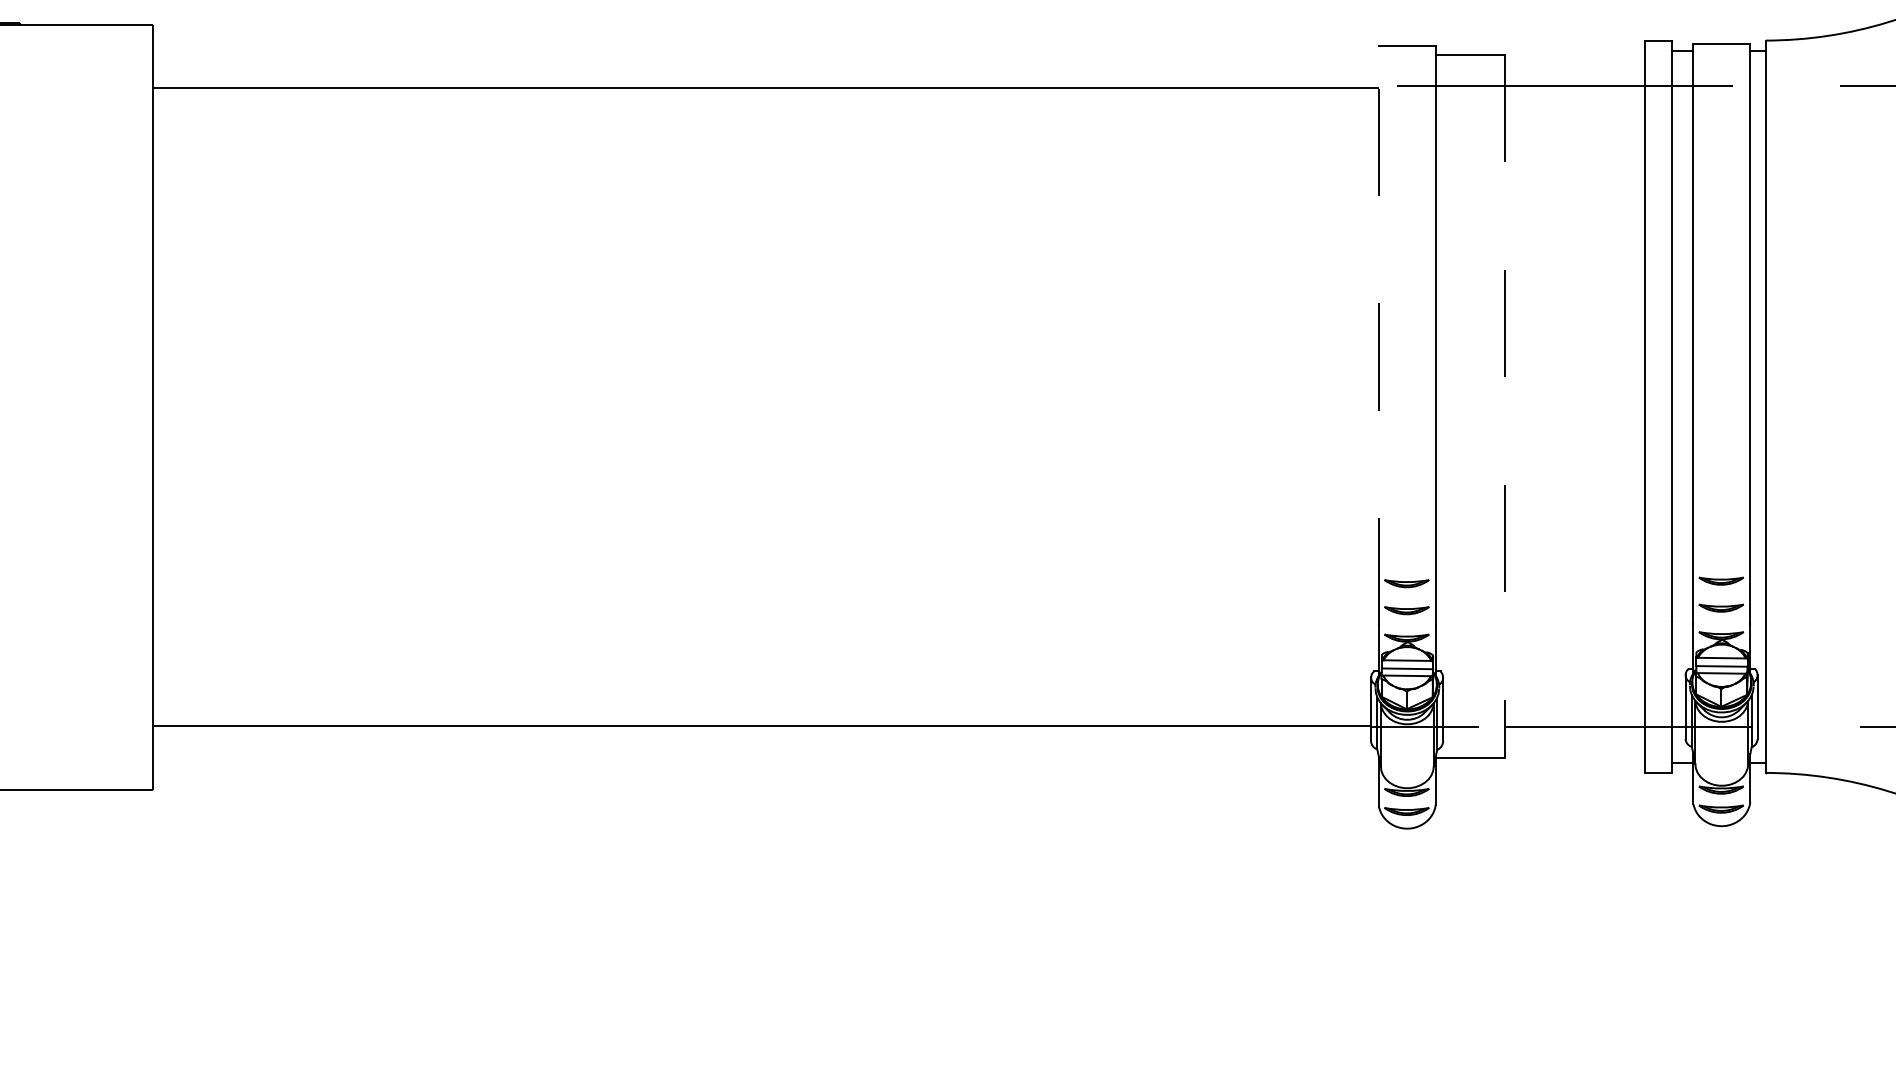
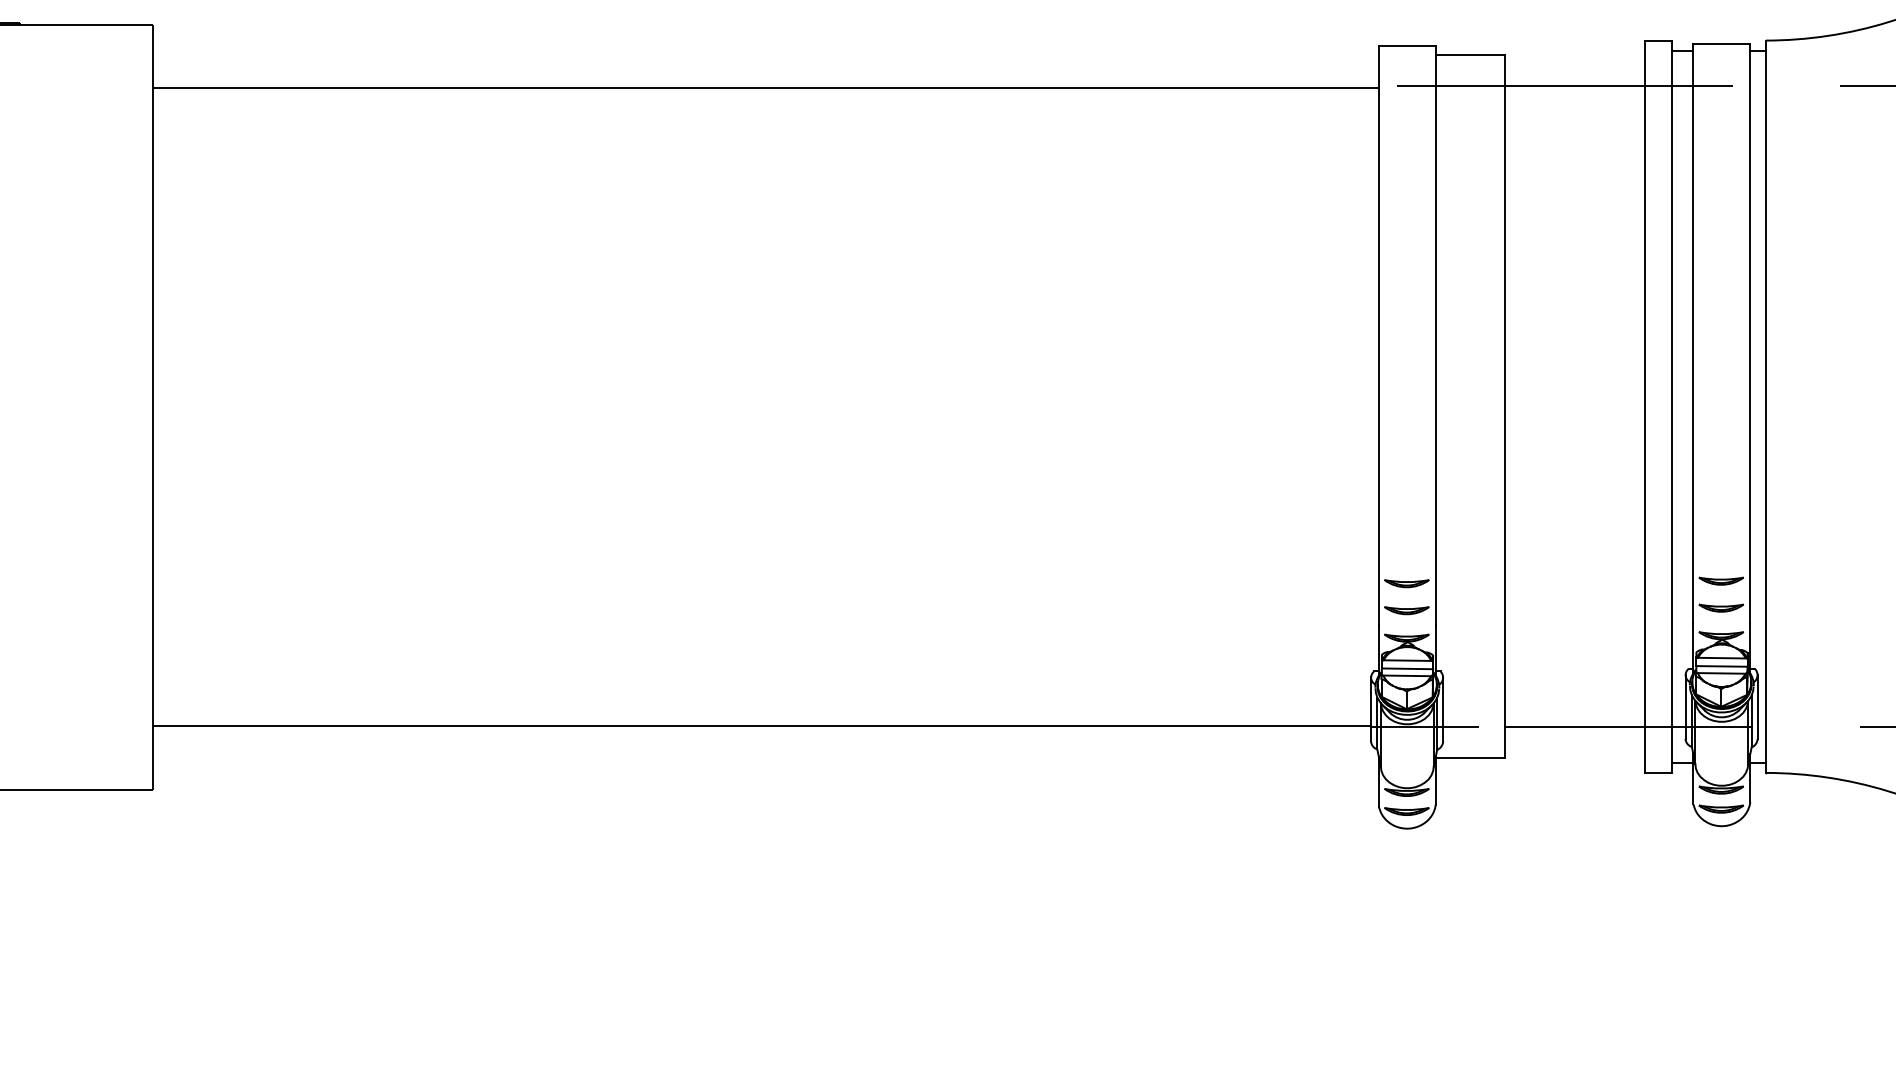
line: dashed -> solid (1378, 335)
line: dashed -> solid (1504, 406)
